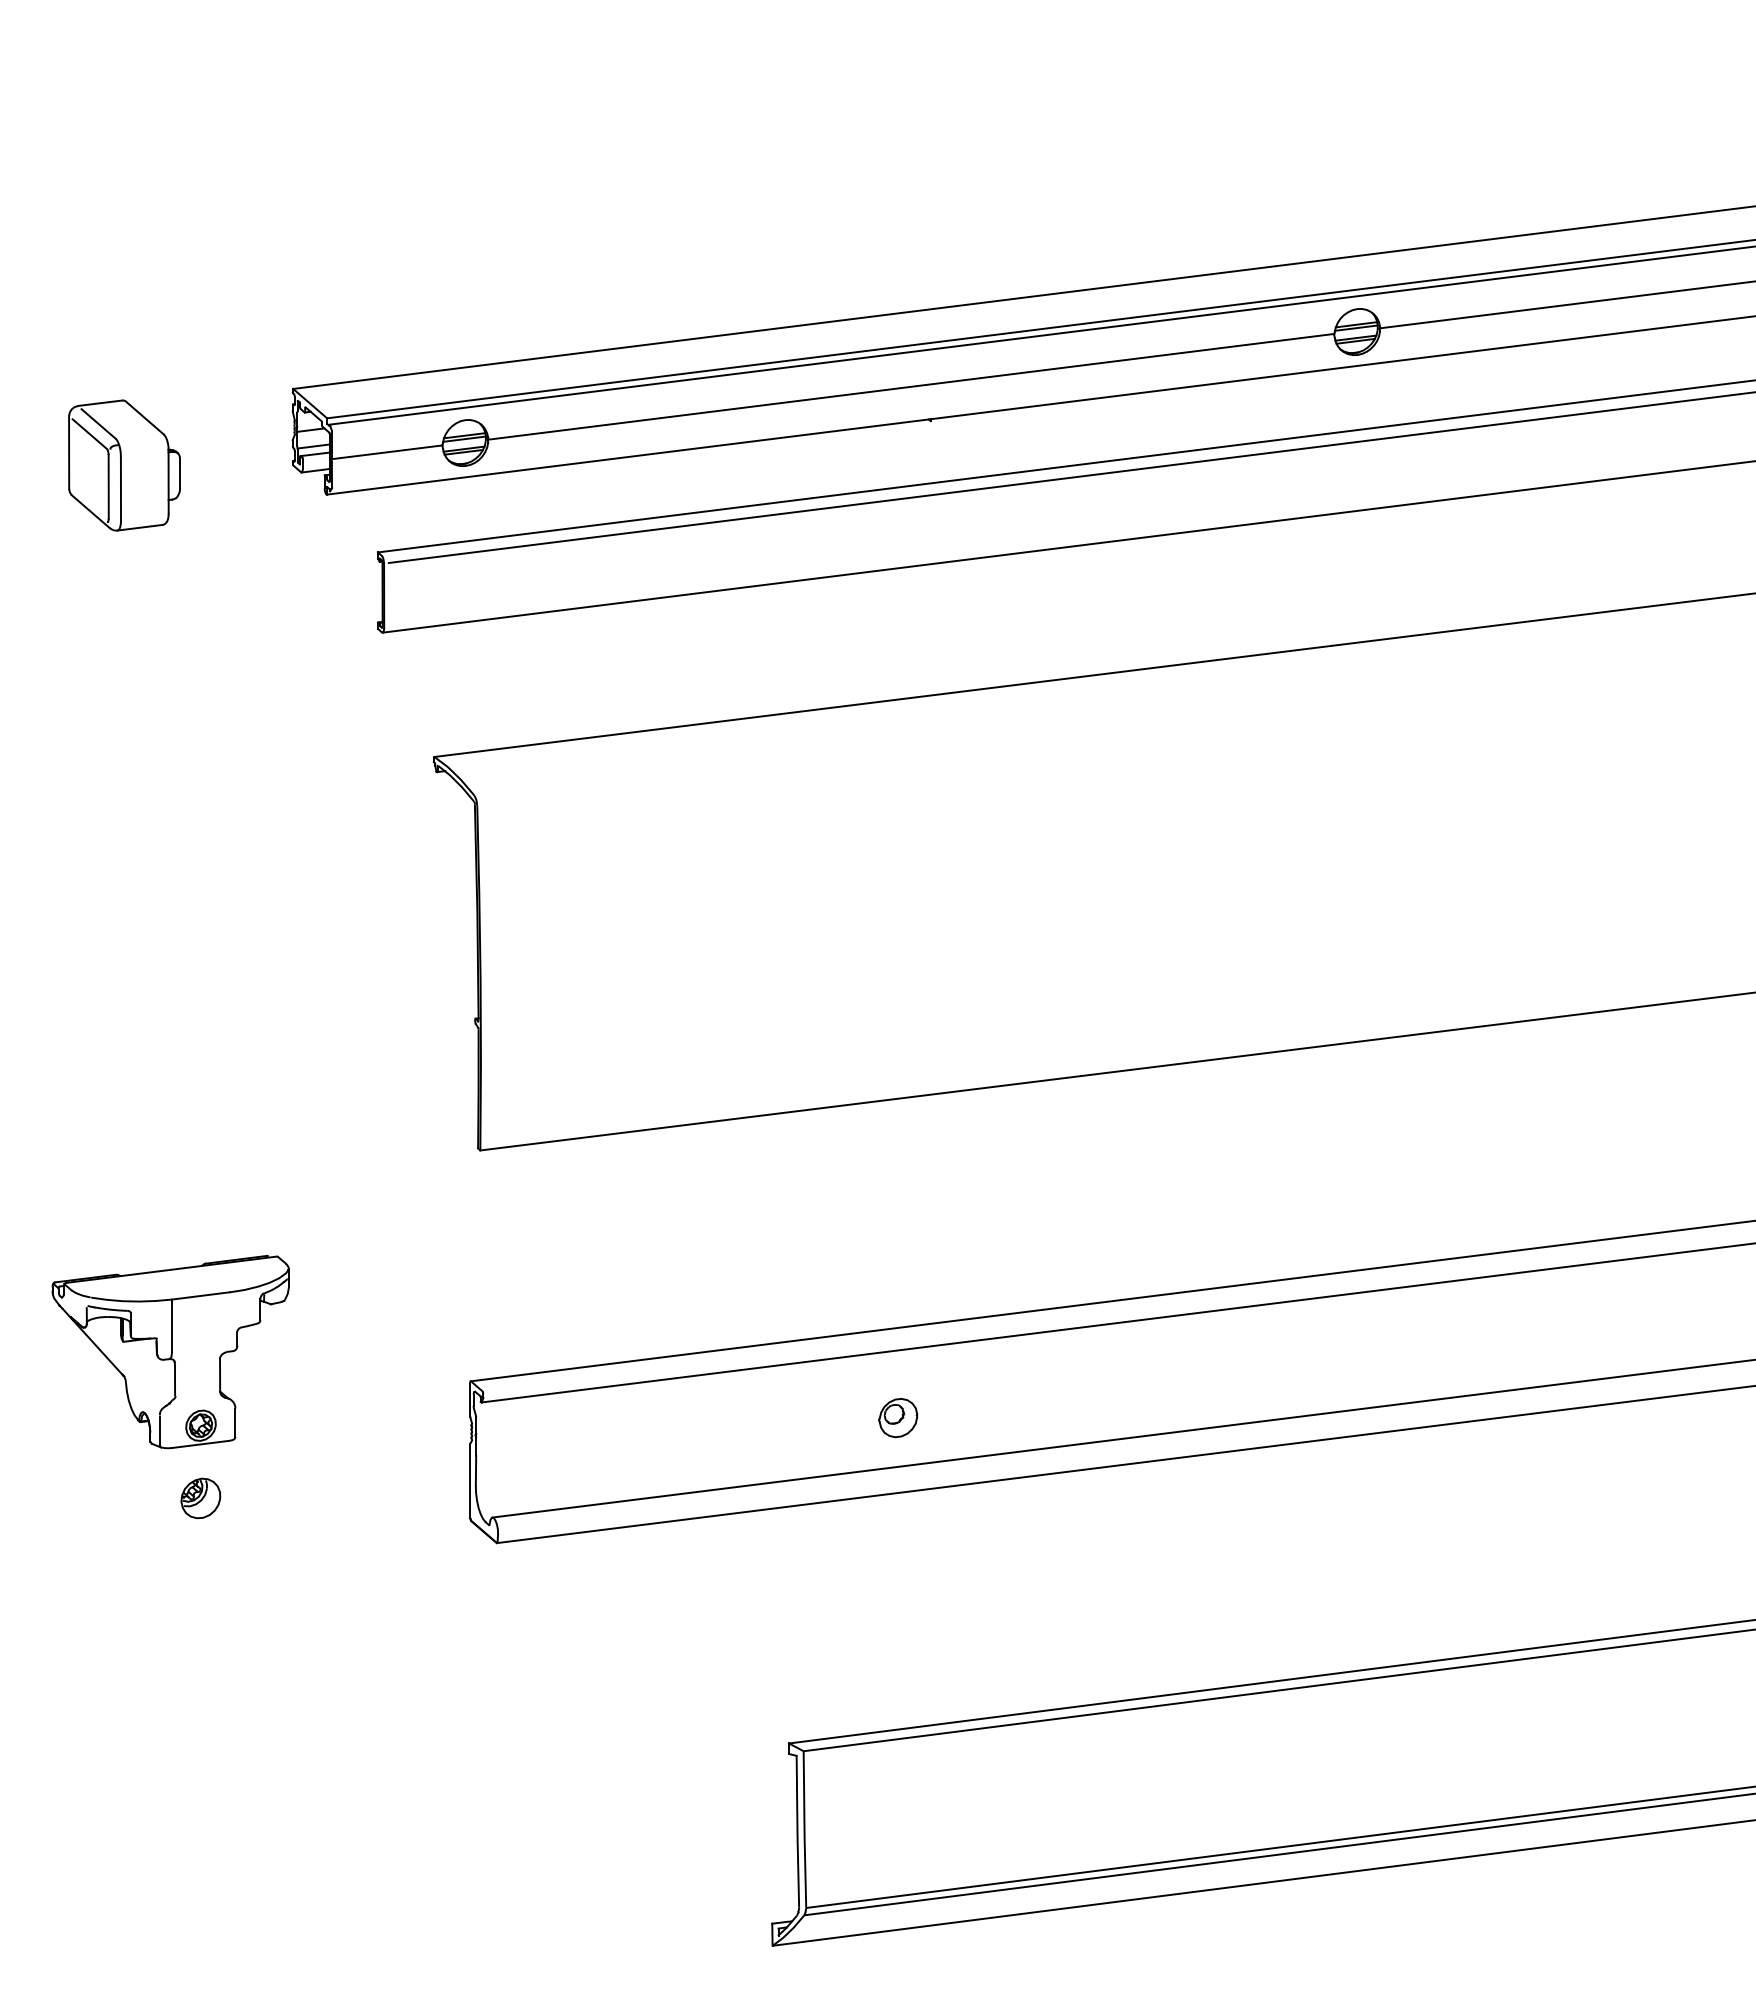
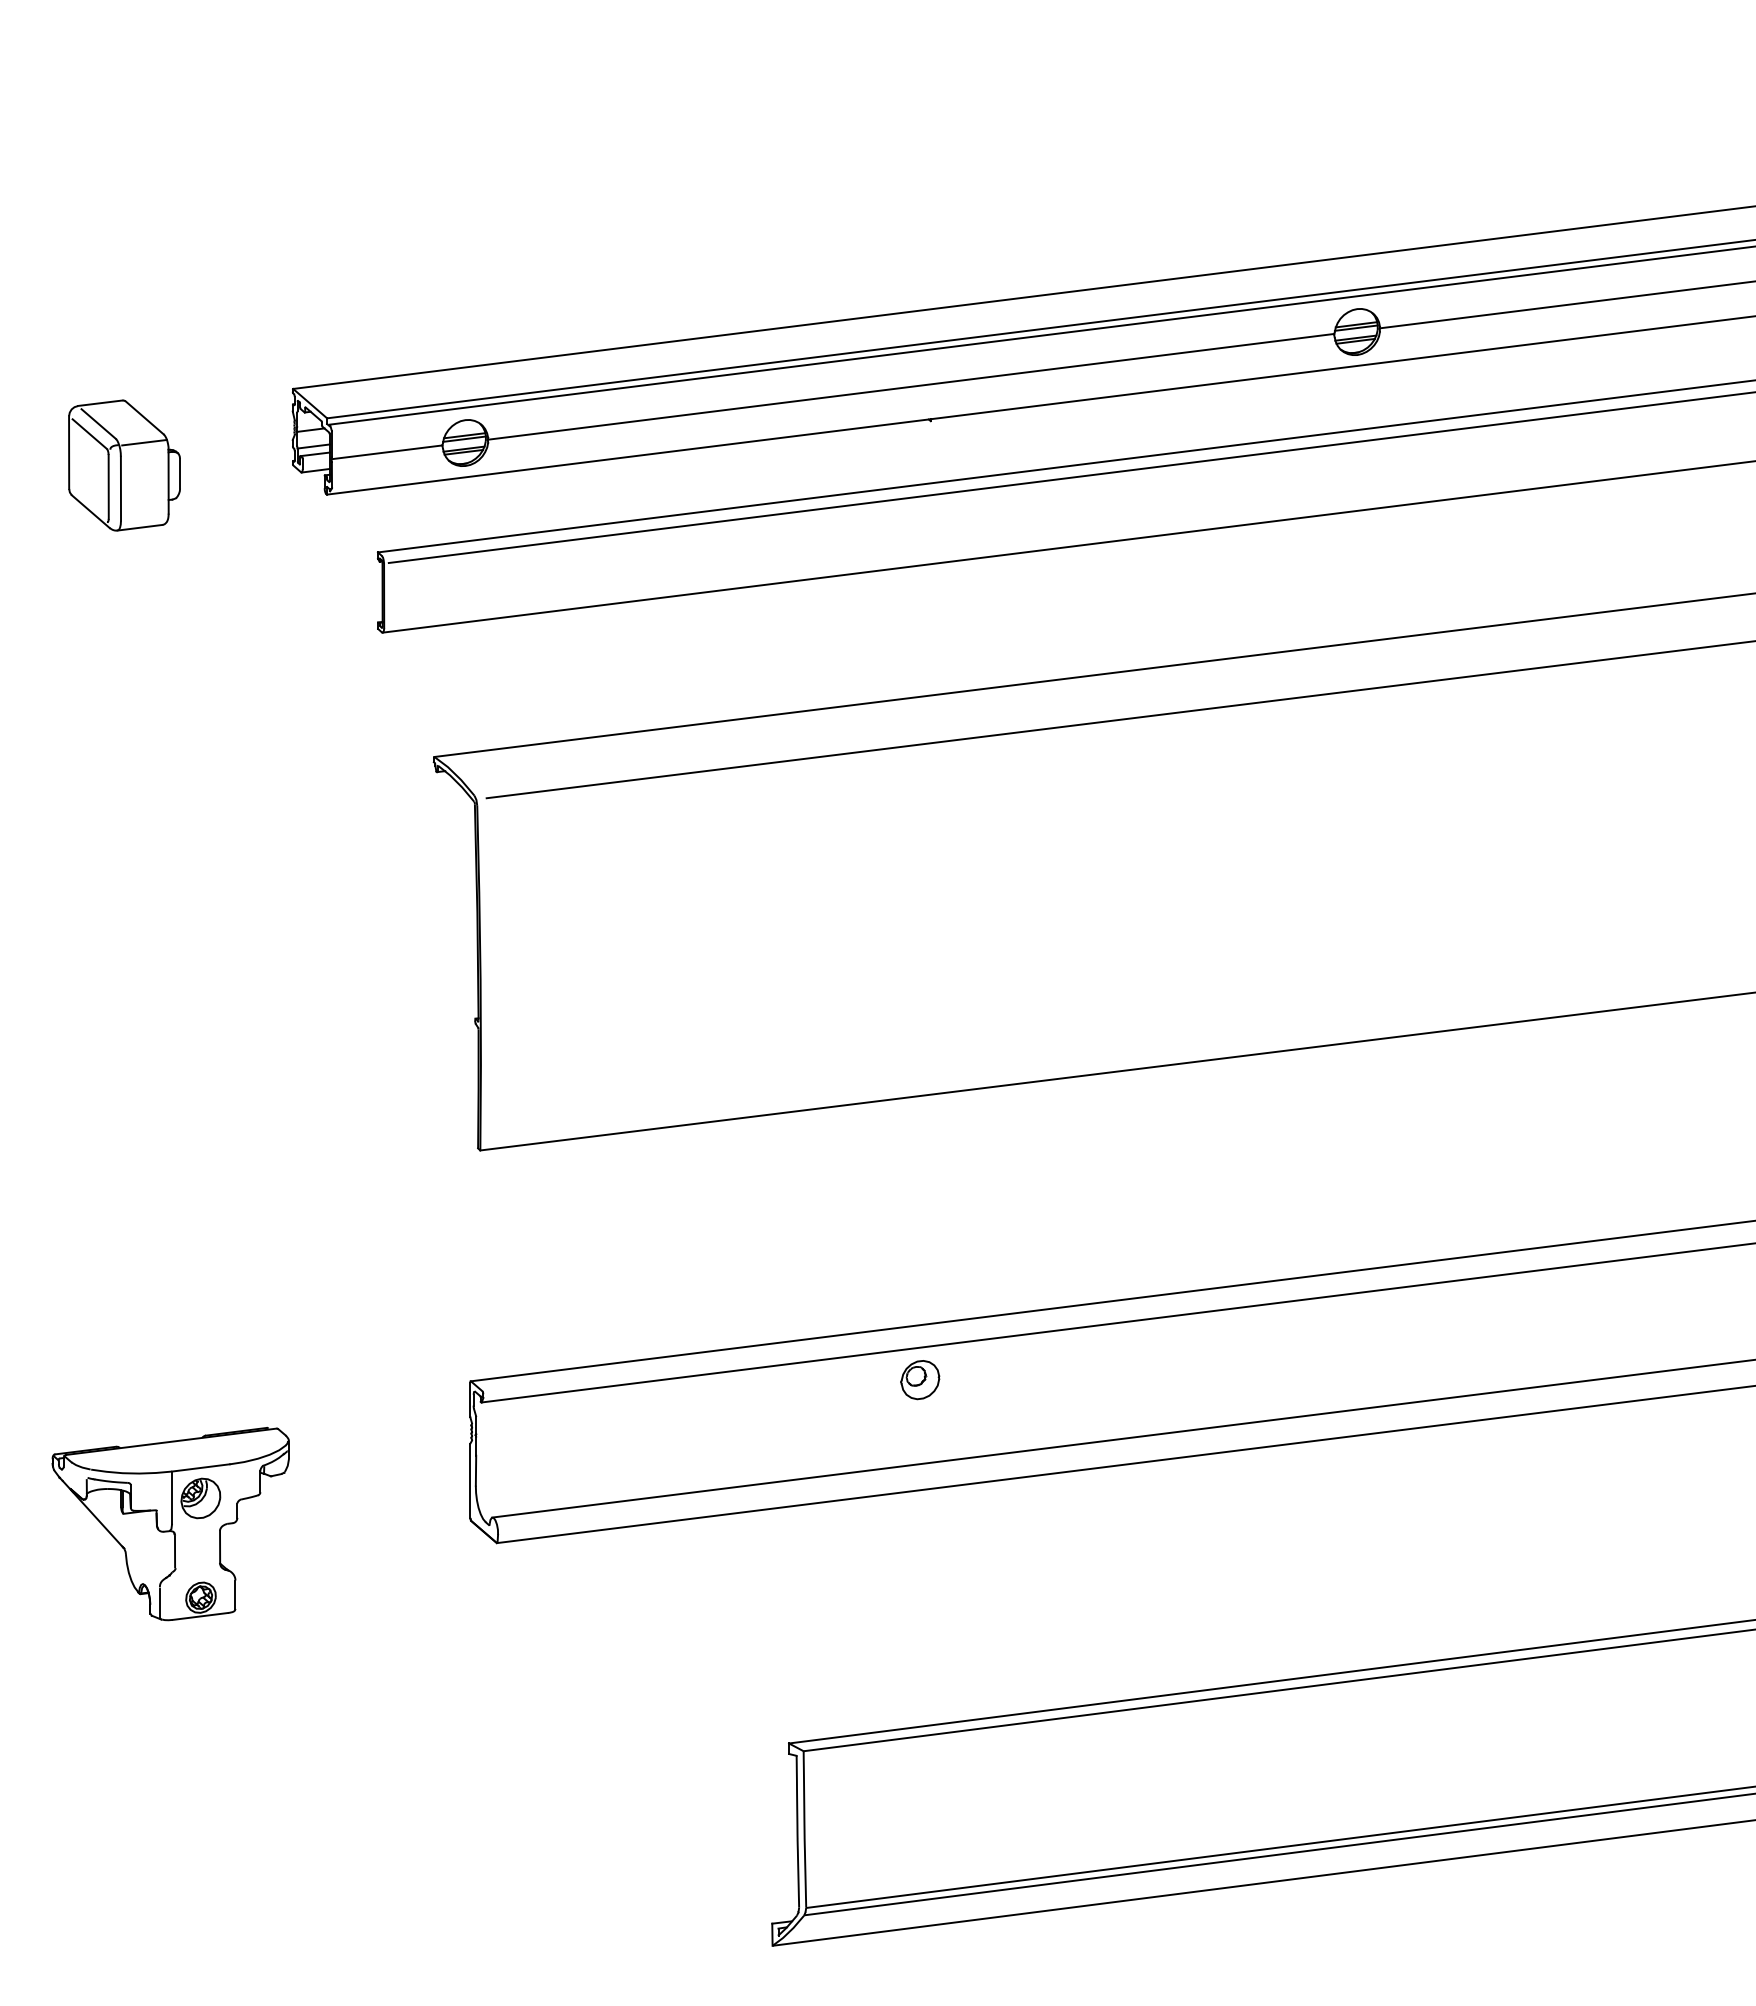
line: none -> present (144, 442)
line: none -> present (1119, 719)
part position: (170, 1352) -> (170, 1524) (170, 1524)
part position: (898, 1418) -> (920, 1380) (920, 1380)
